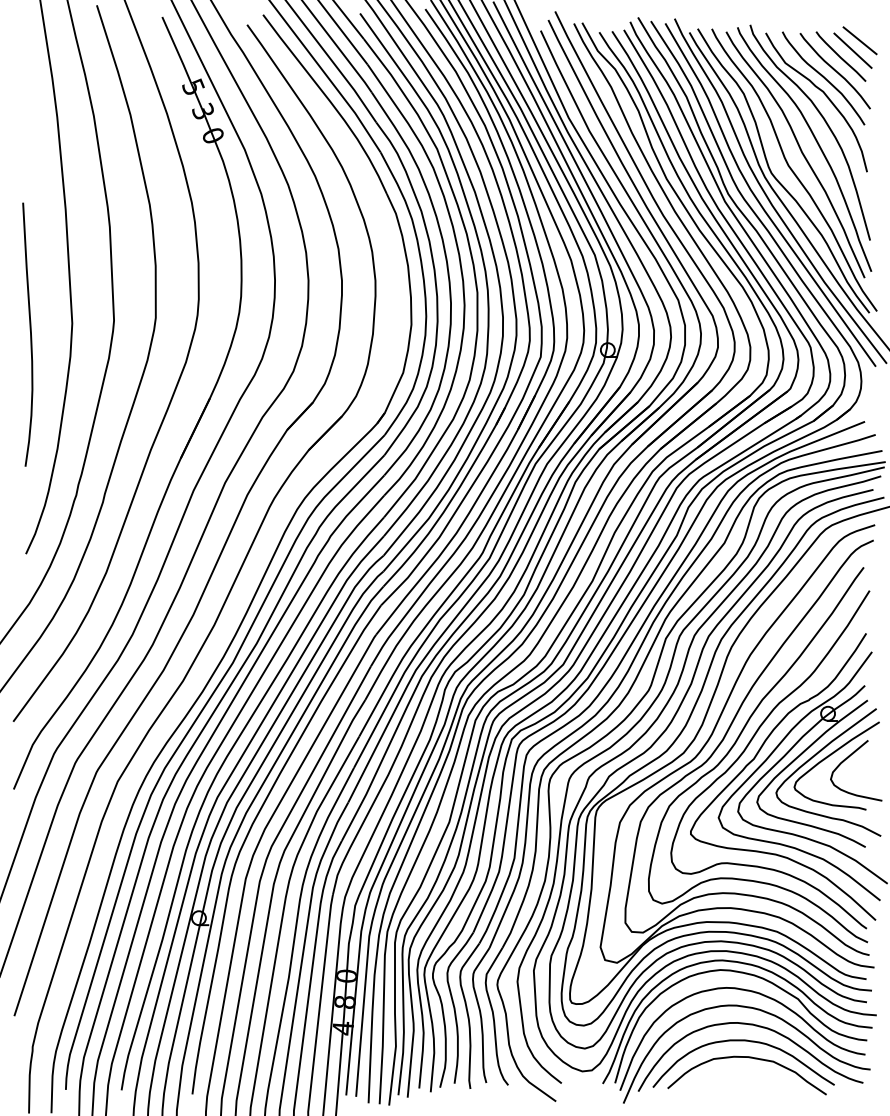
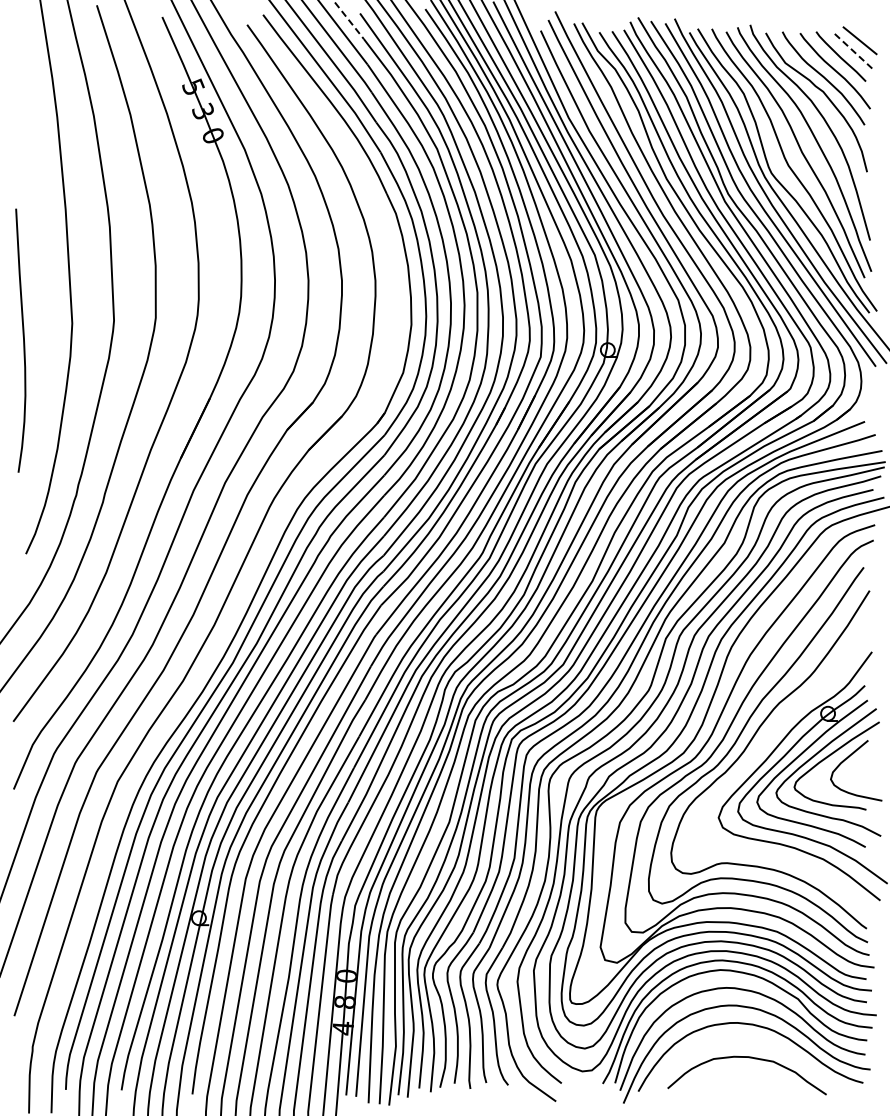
line: solid -> dashed (348, 19)
line: solid -> dashed (852, 50)
curve position: (30, 334) -> (23, 340) (23, 340)
curve: present -> none (755, 758)
curve: present -> none (743, 1041)
